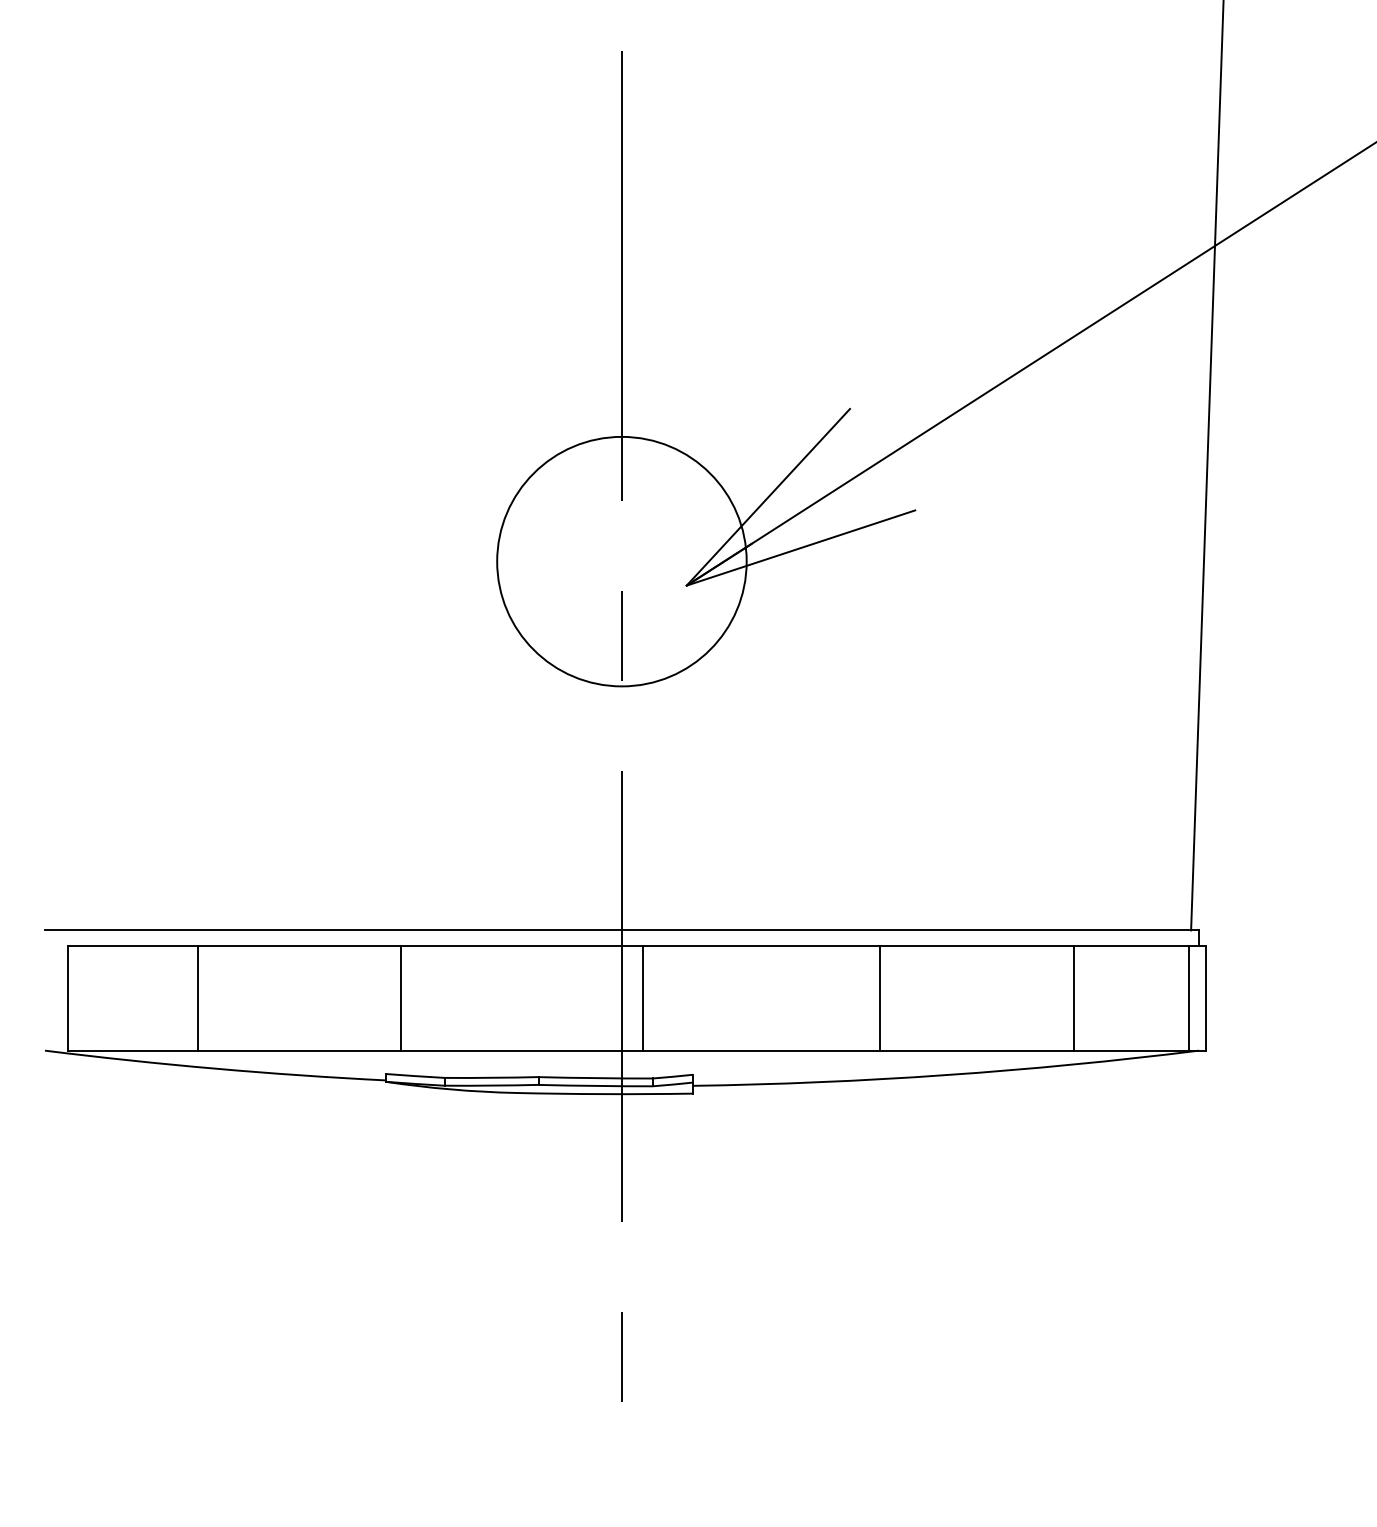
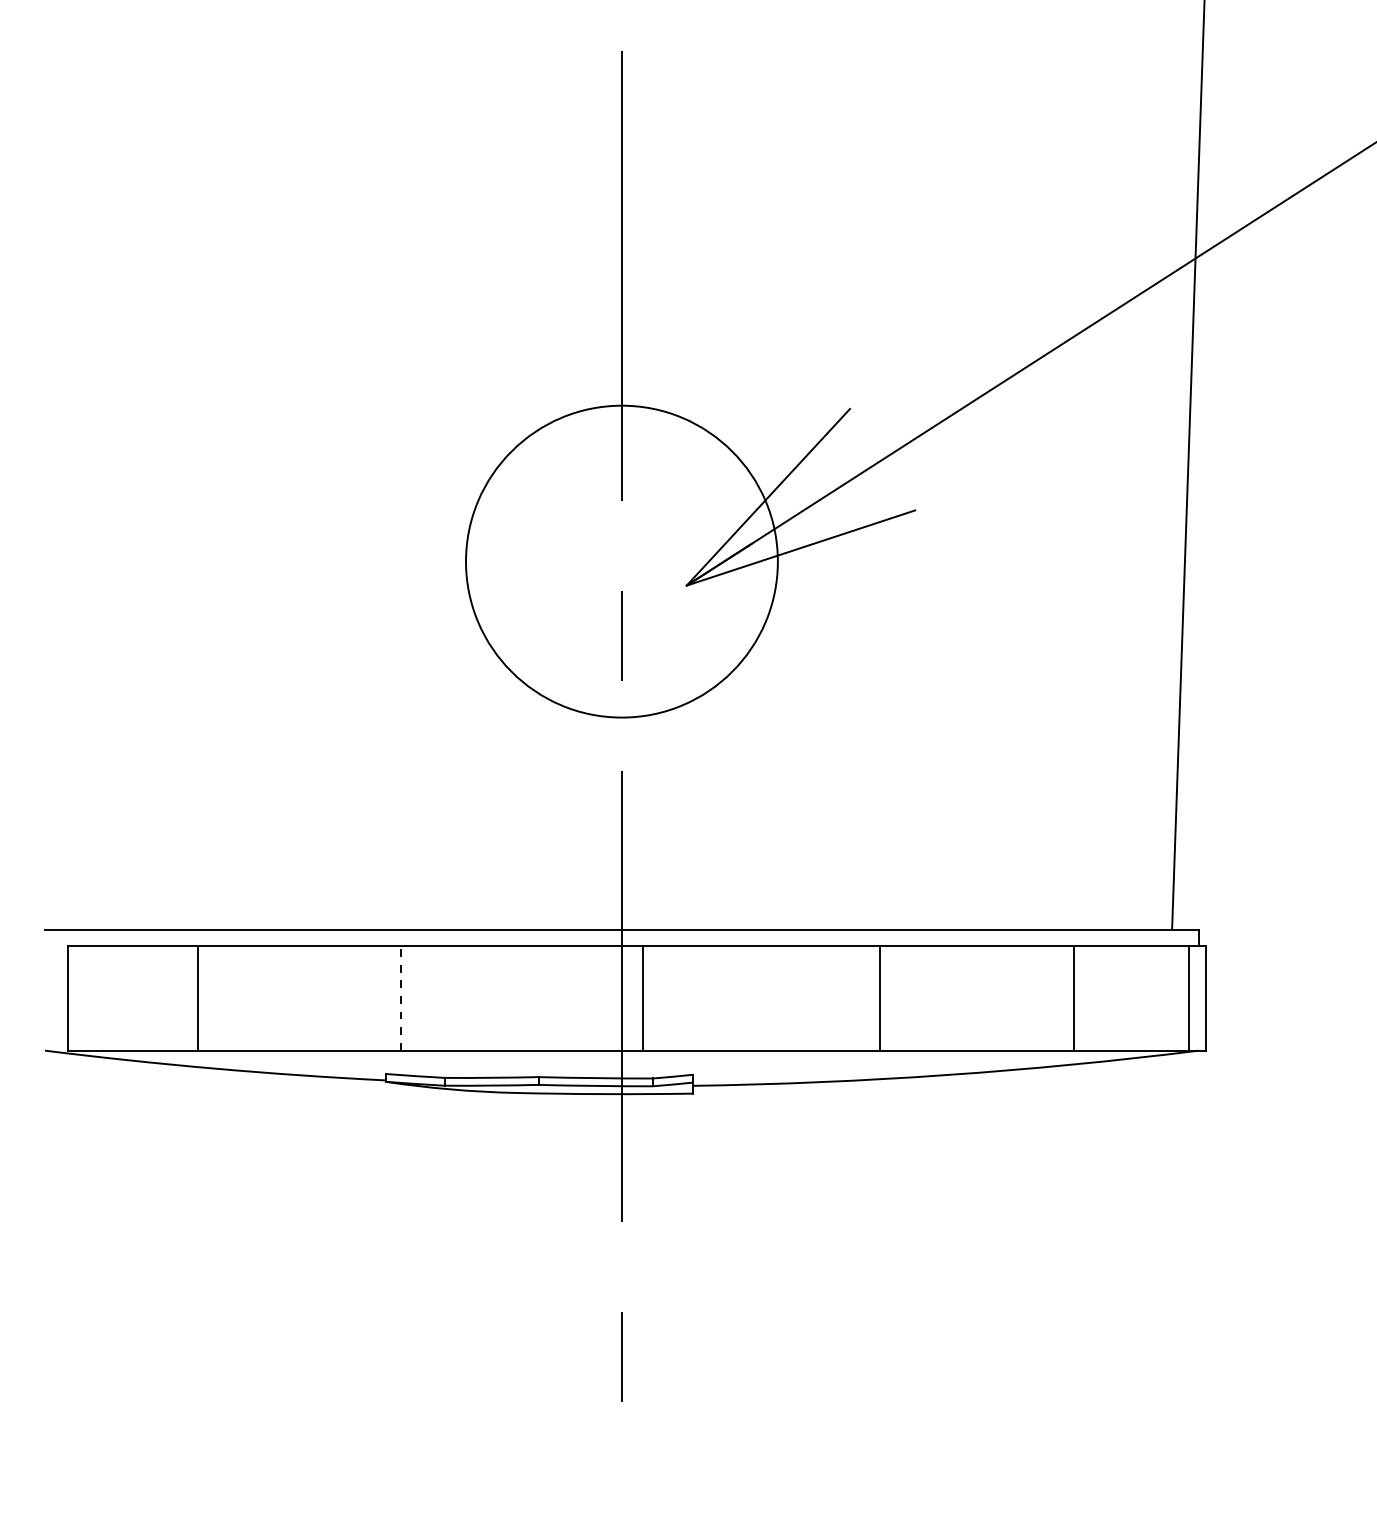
line position: (1207, 466) -> (1188, 465) (1188, 465)
circle diameter: 250 px -> 312 px (621, 561)
line: solid -> dashed (400, 997)
